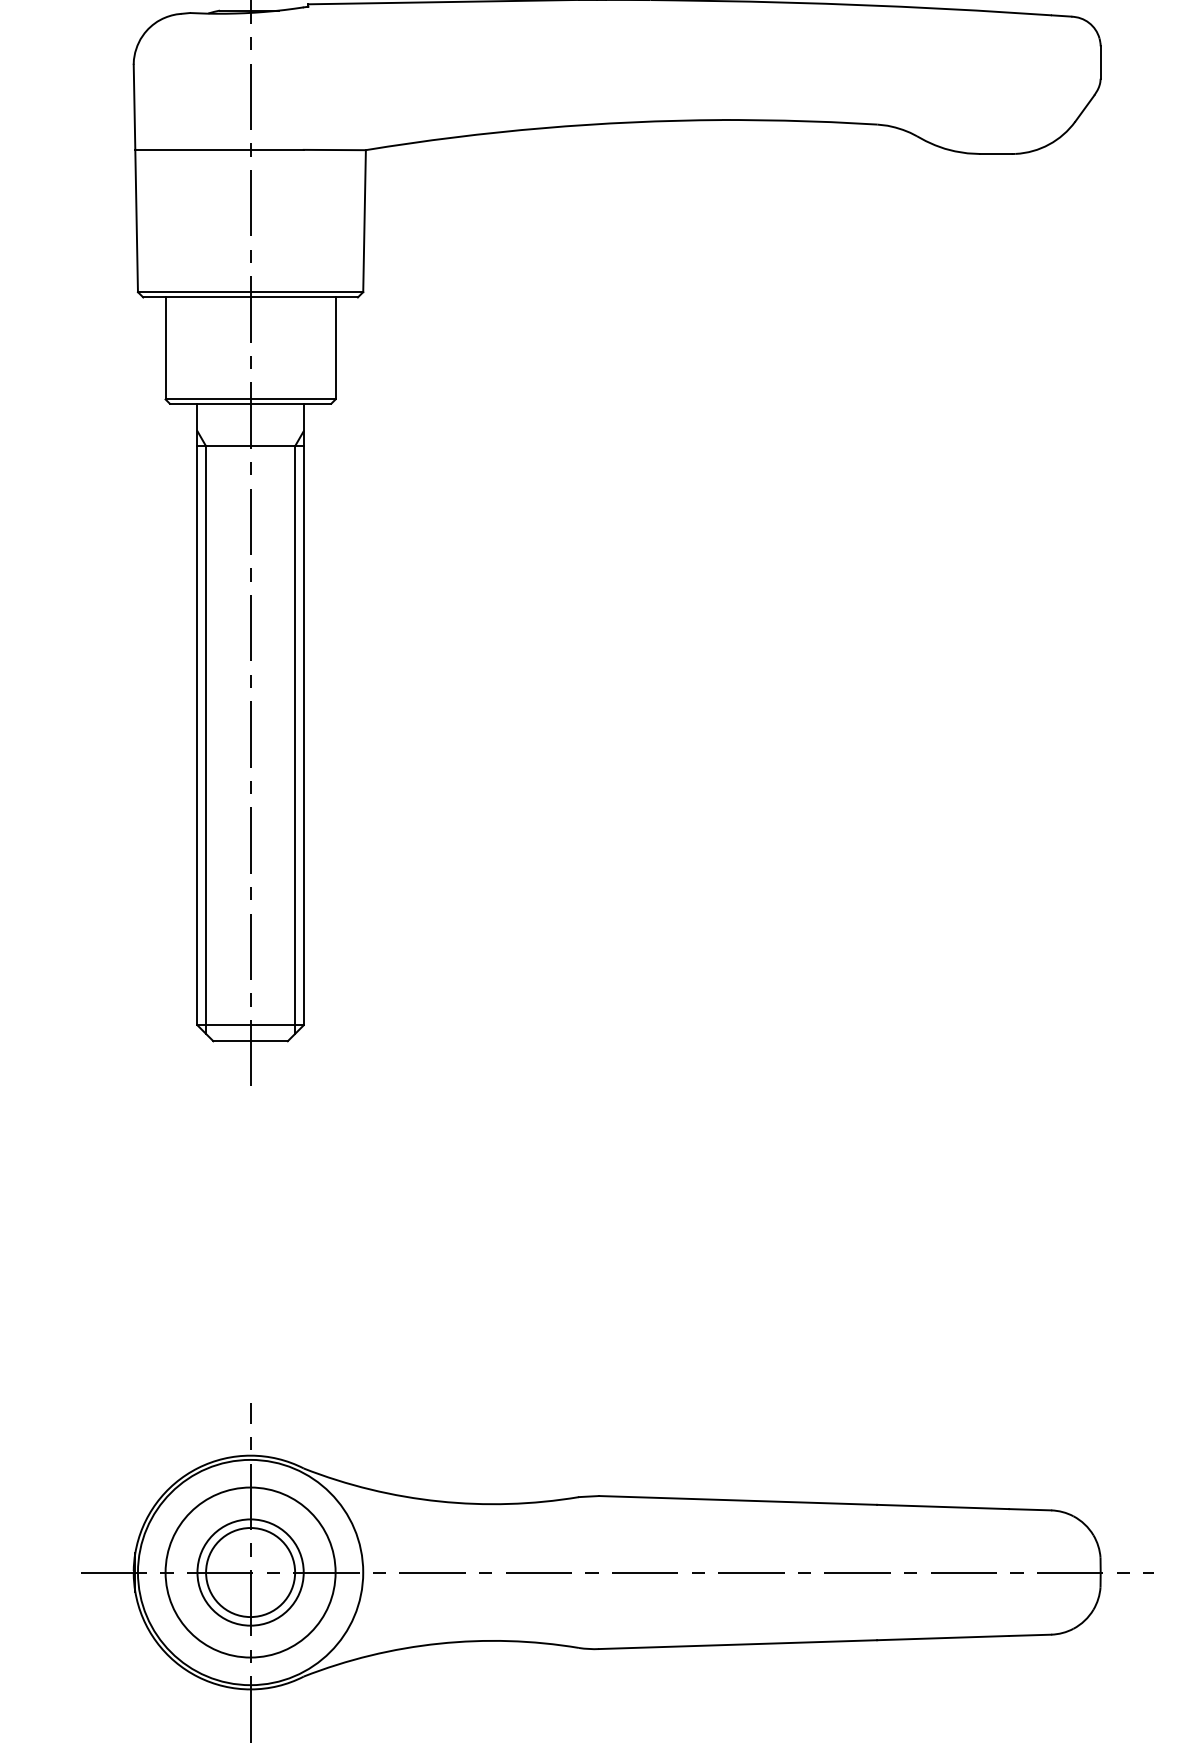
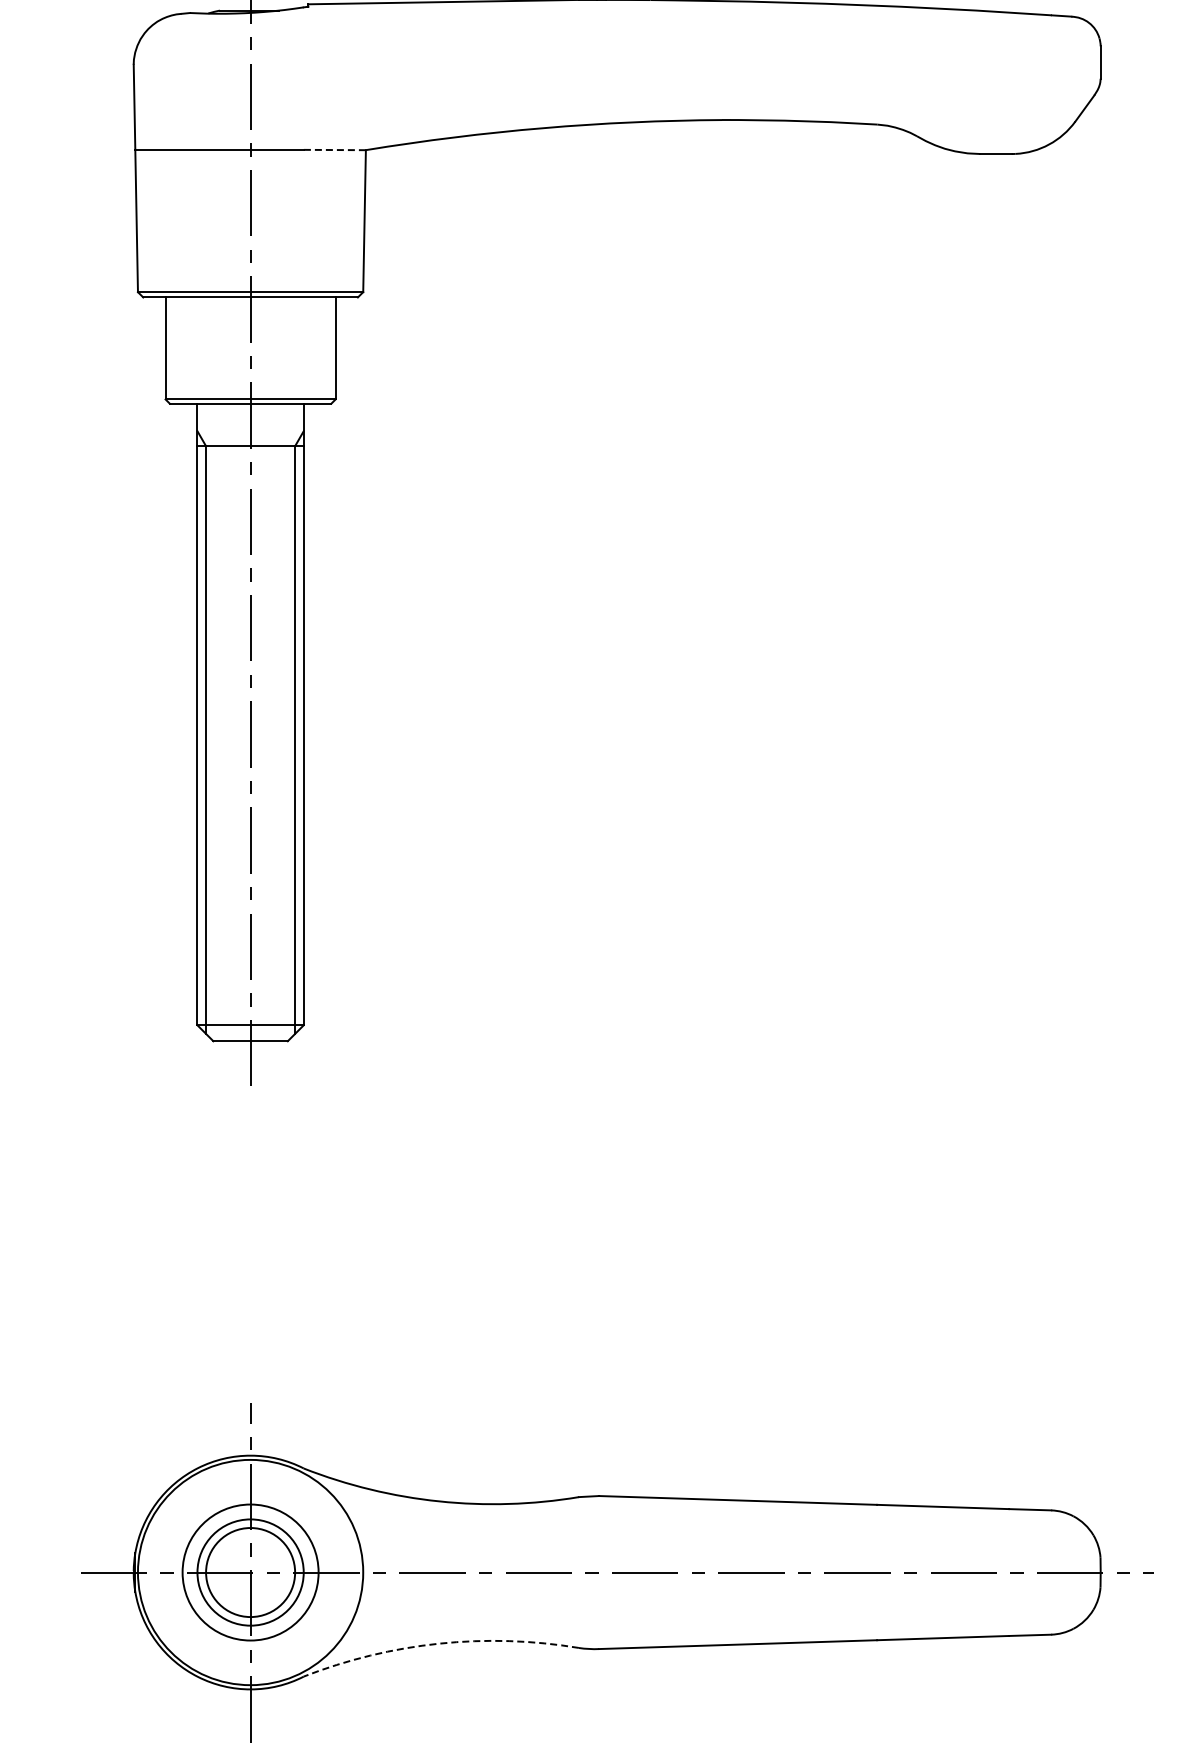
line: solid -> dashed (334, 150)
circle diameter: 170 px -> 136 px (250, 1572)
arc: solid -> dashed (439, 1643)
